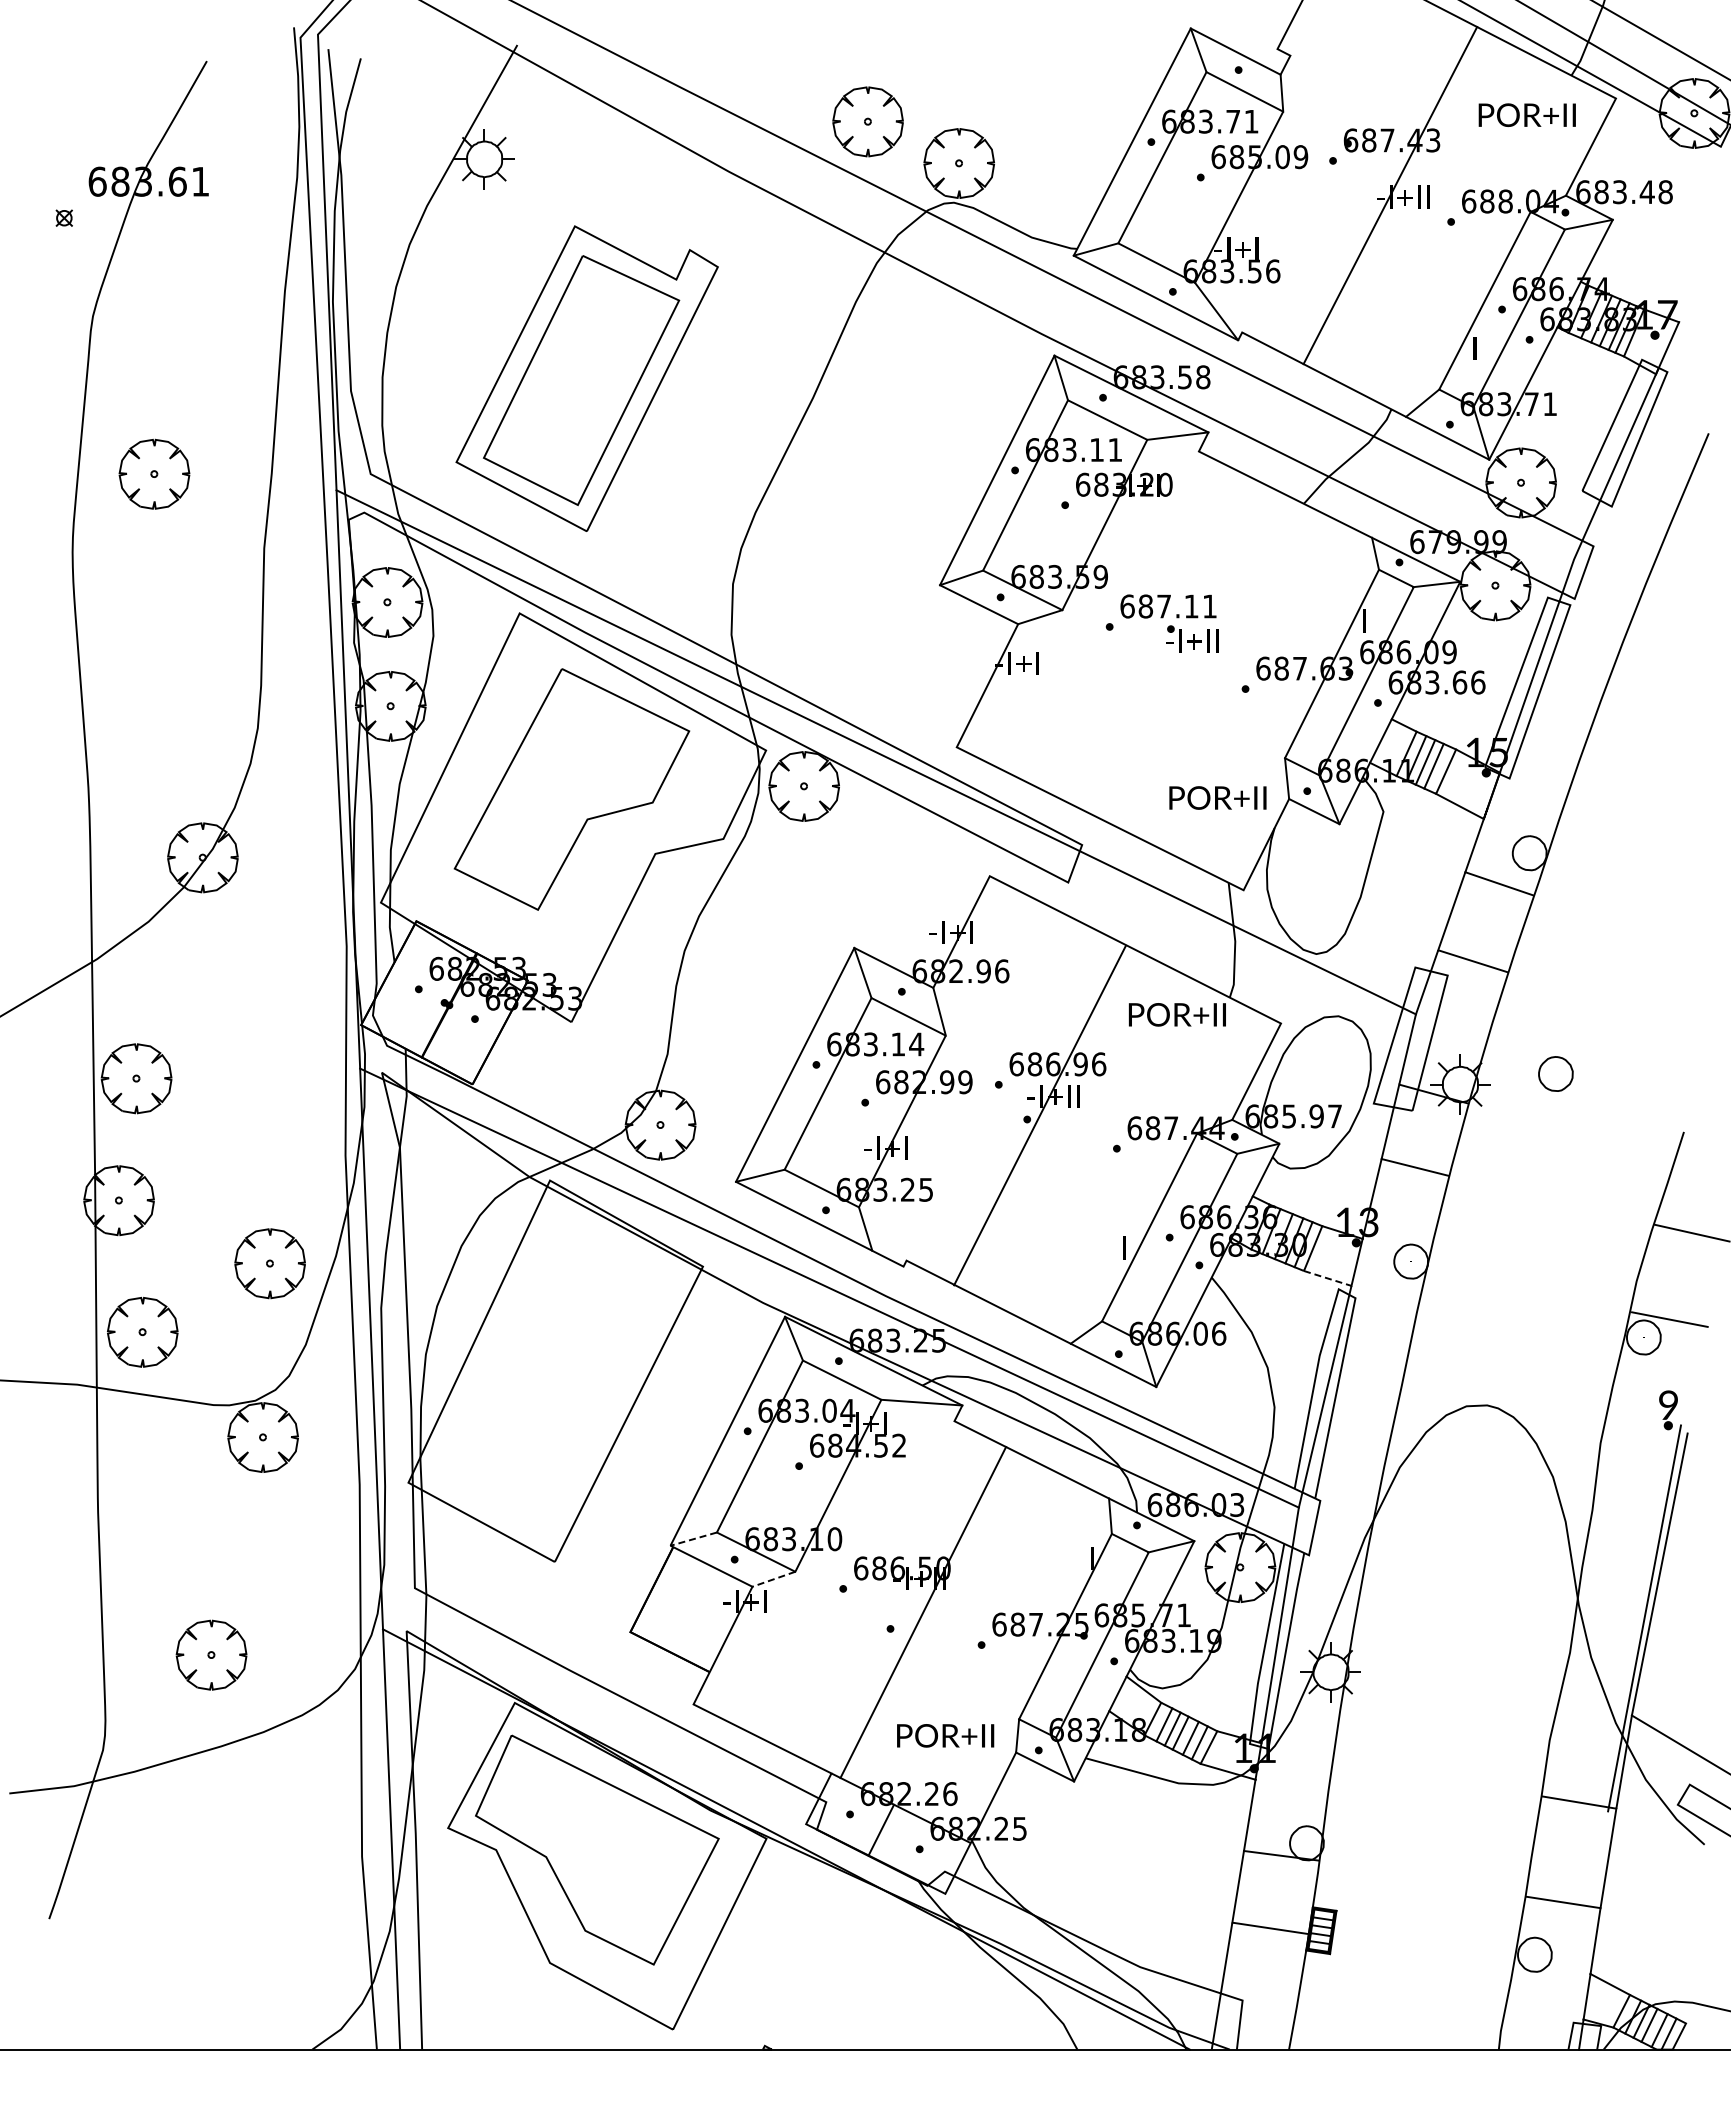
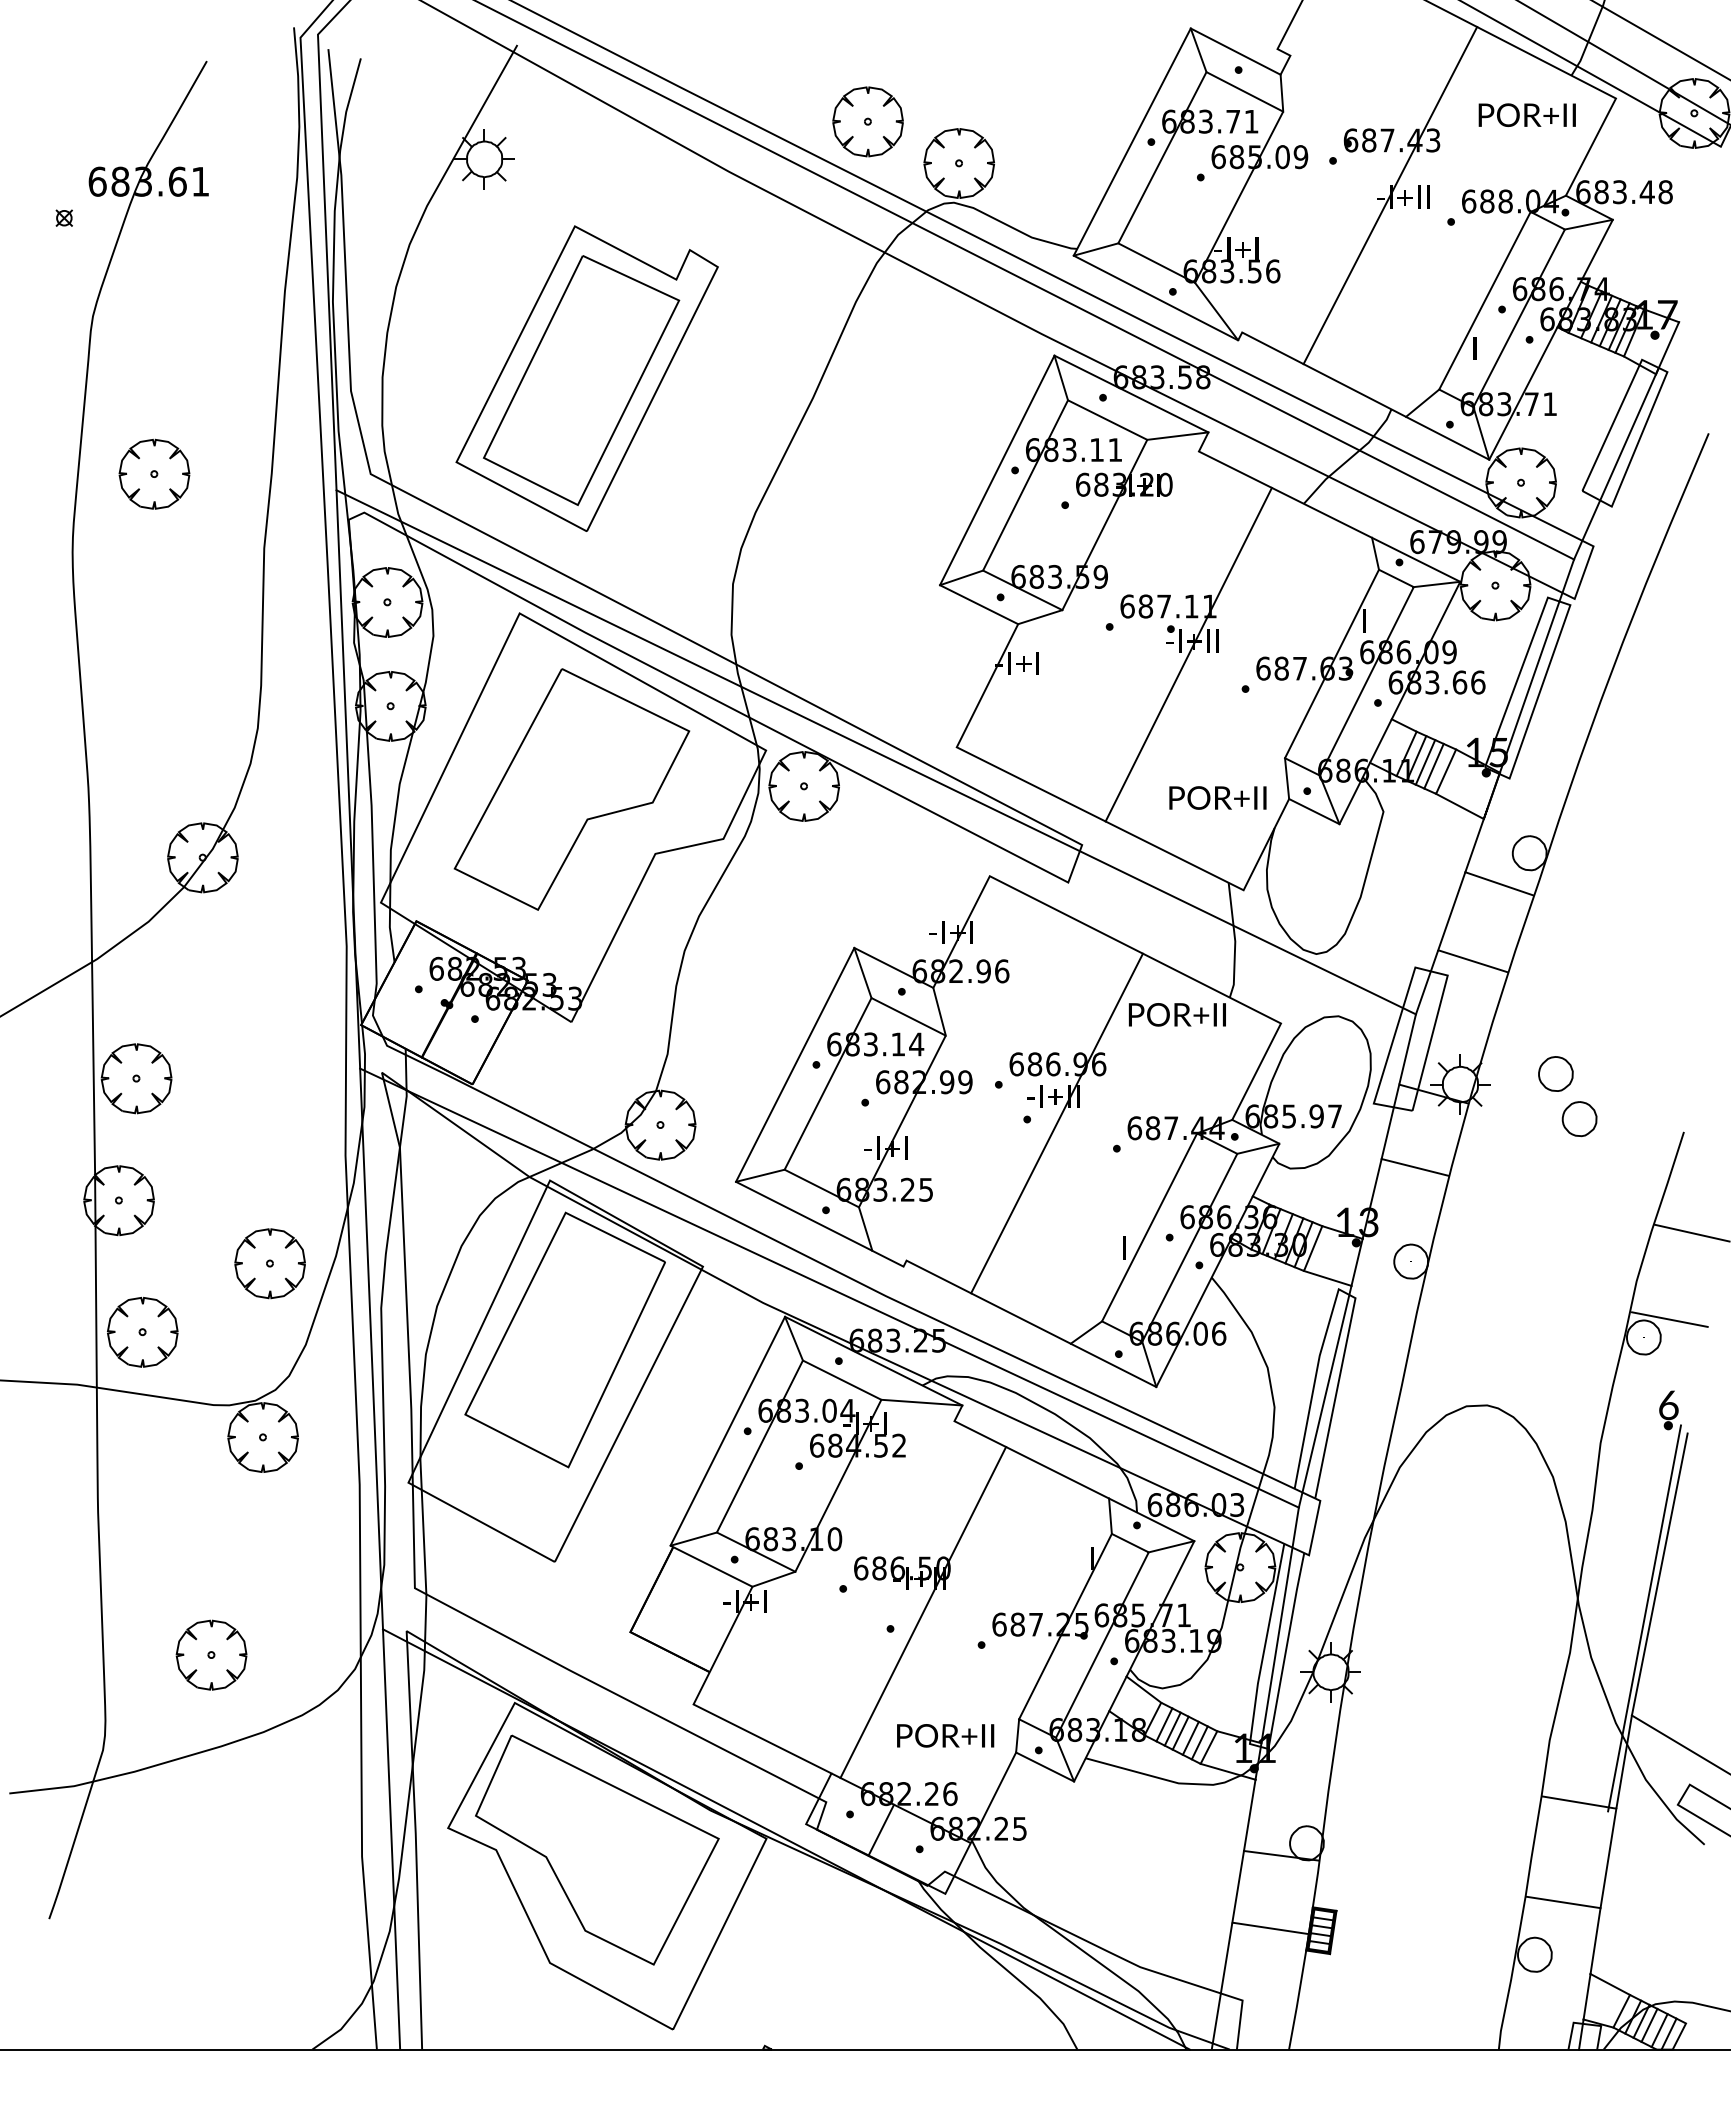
line: none -> present (1026, 280)
line: none -> present (1188, 654)
line position: (1039, 1115) -> (1056, 1123) (1056, 1123)
part: none -> present (1579, 1119)
line: dashed -> solid (1327, 1278)
part: none -> present (564, 1339)
text: 9 -> 6 (1668, 1405)
line: dashed -> solid (693, 1539)
line: dashed -> solid (773, 1579)
